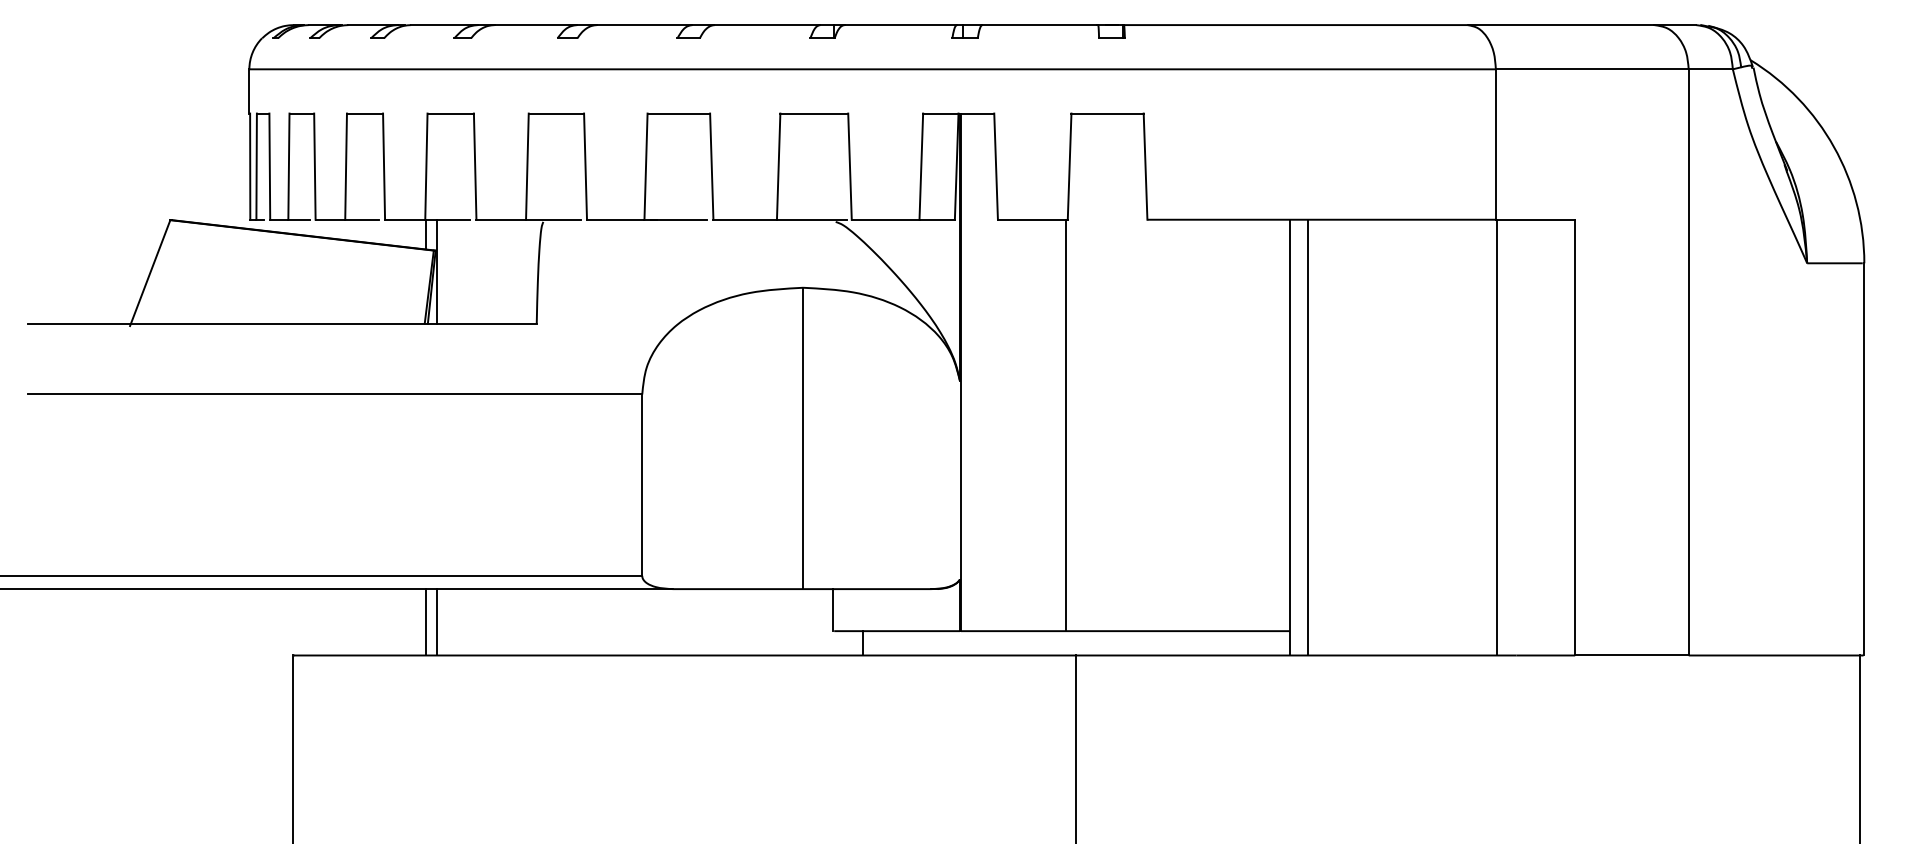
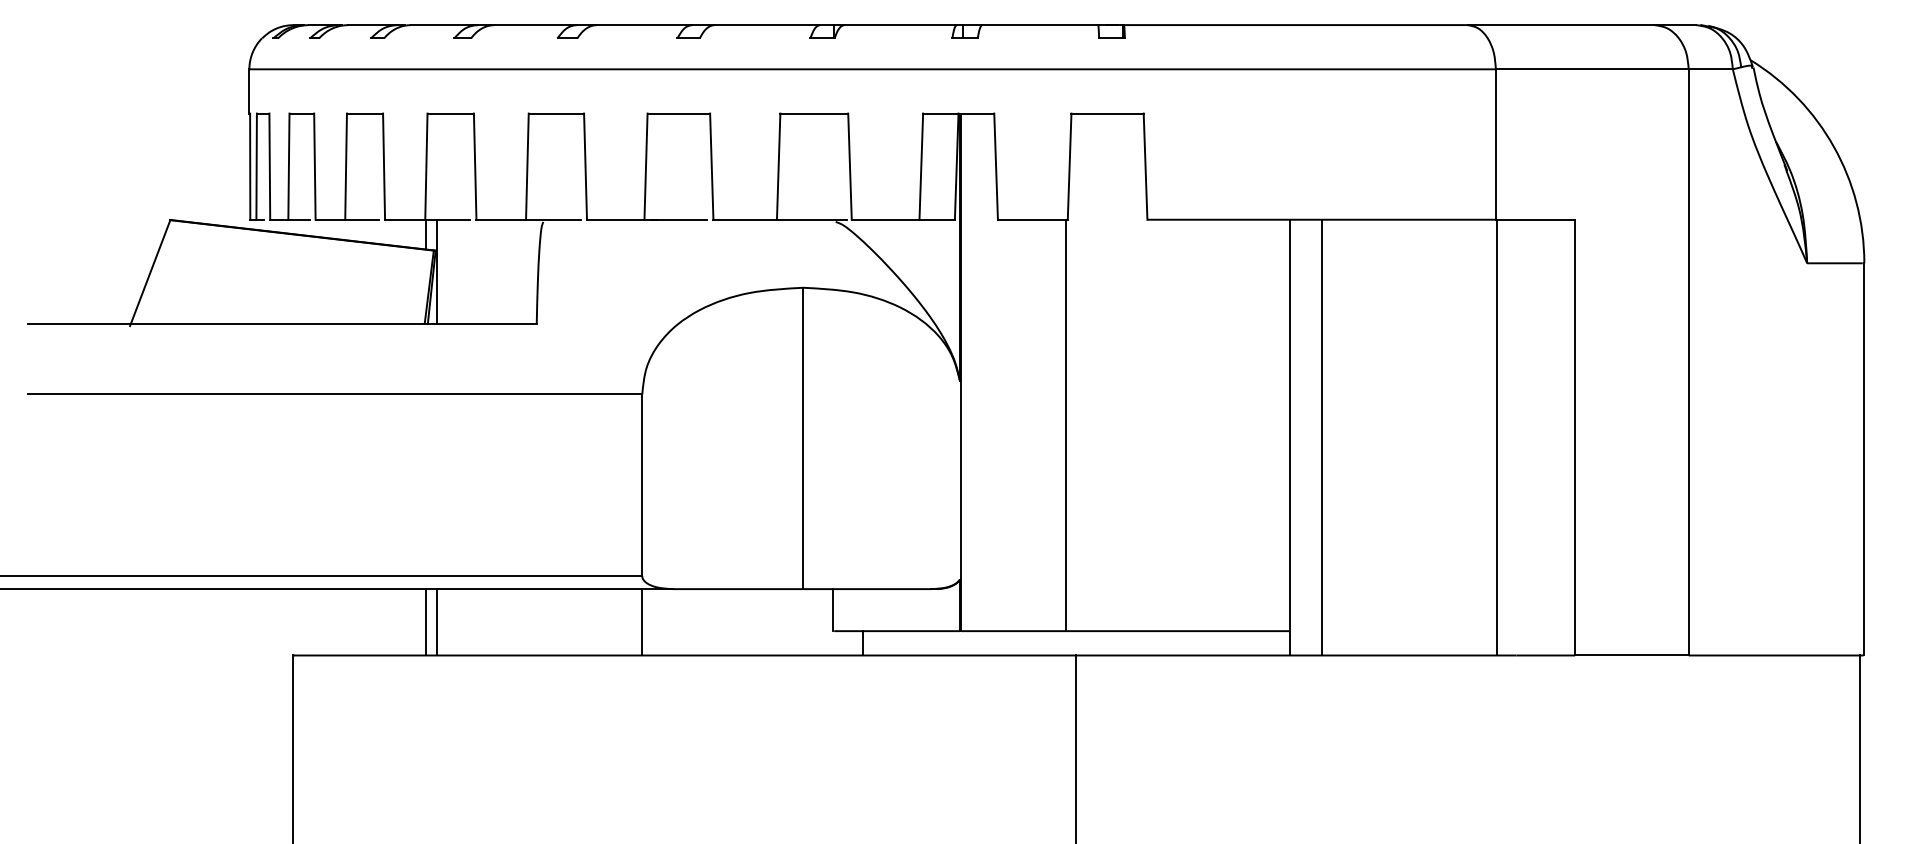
line position: (1307, 437) -> (1321, 437) (1321, 437)
line: none -> present (642, 622)
